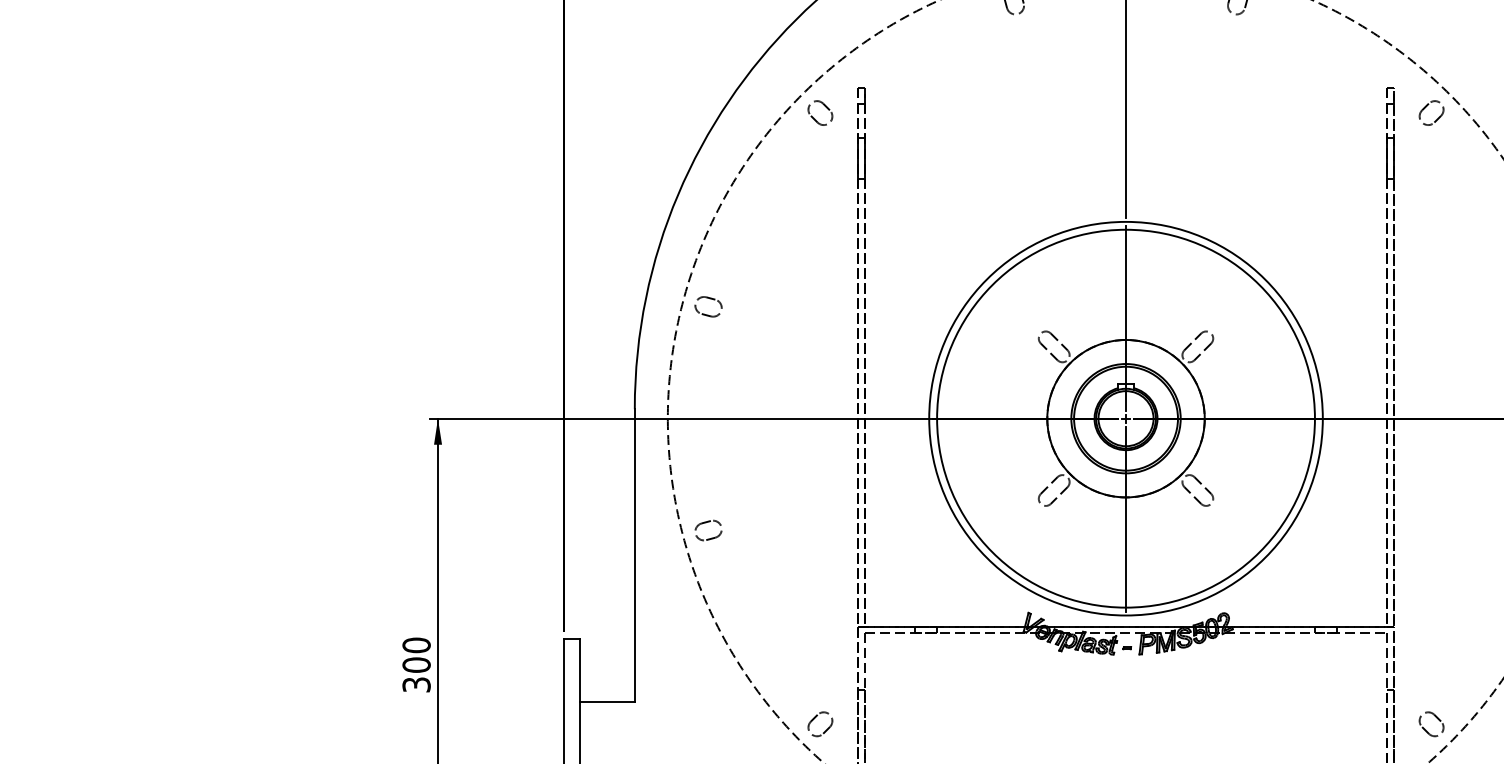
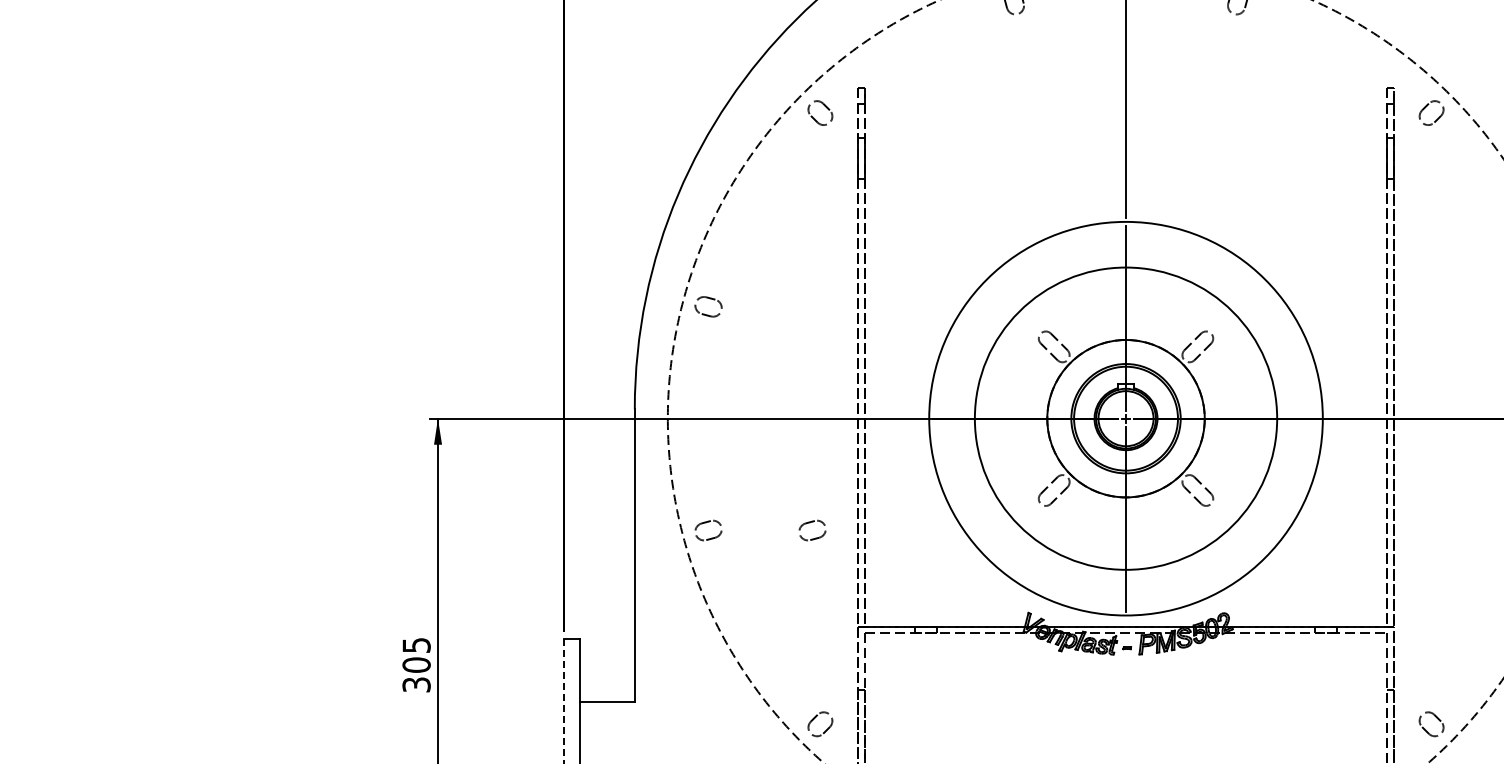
circle diameter: 378 px -> 302 px (1125, 418)
part: none -> present (810, 523)
text: 300 -> 305 (416, 645)
line: solid -> dashed (563, 701)
